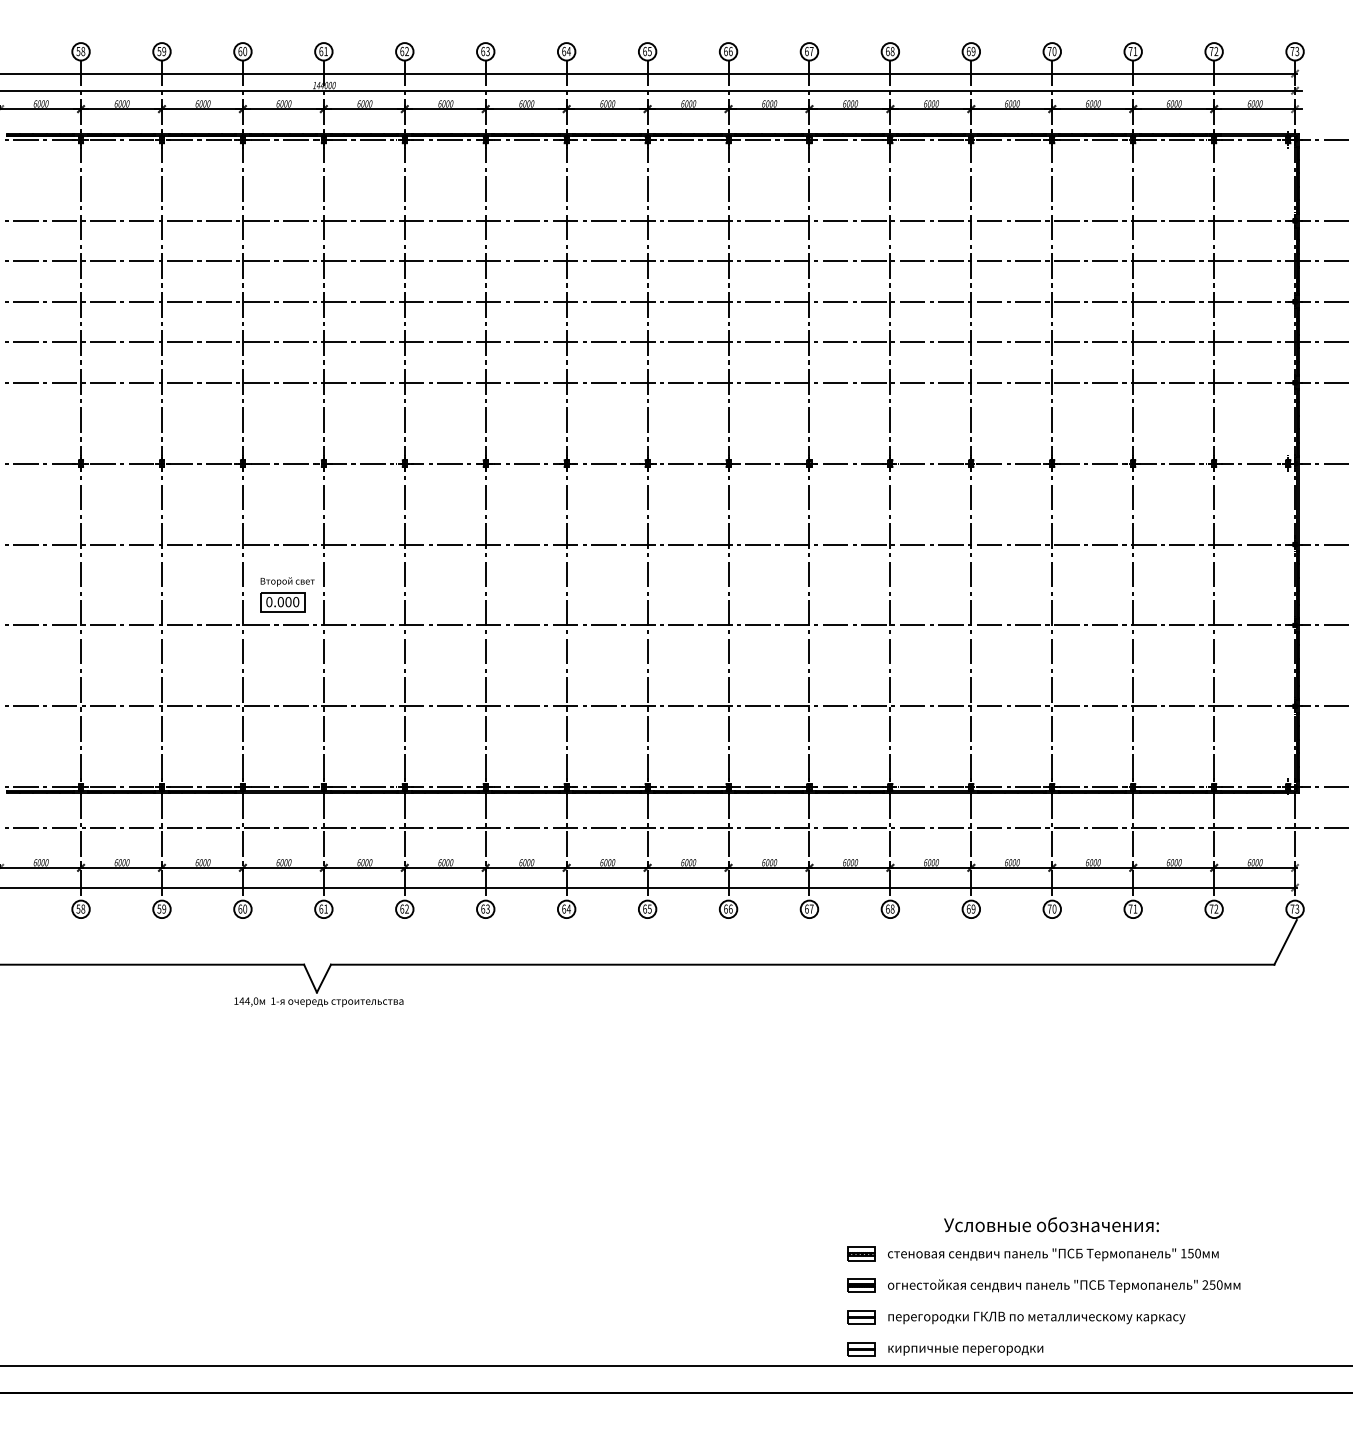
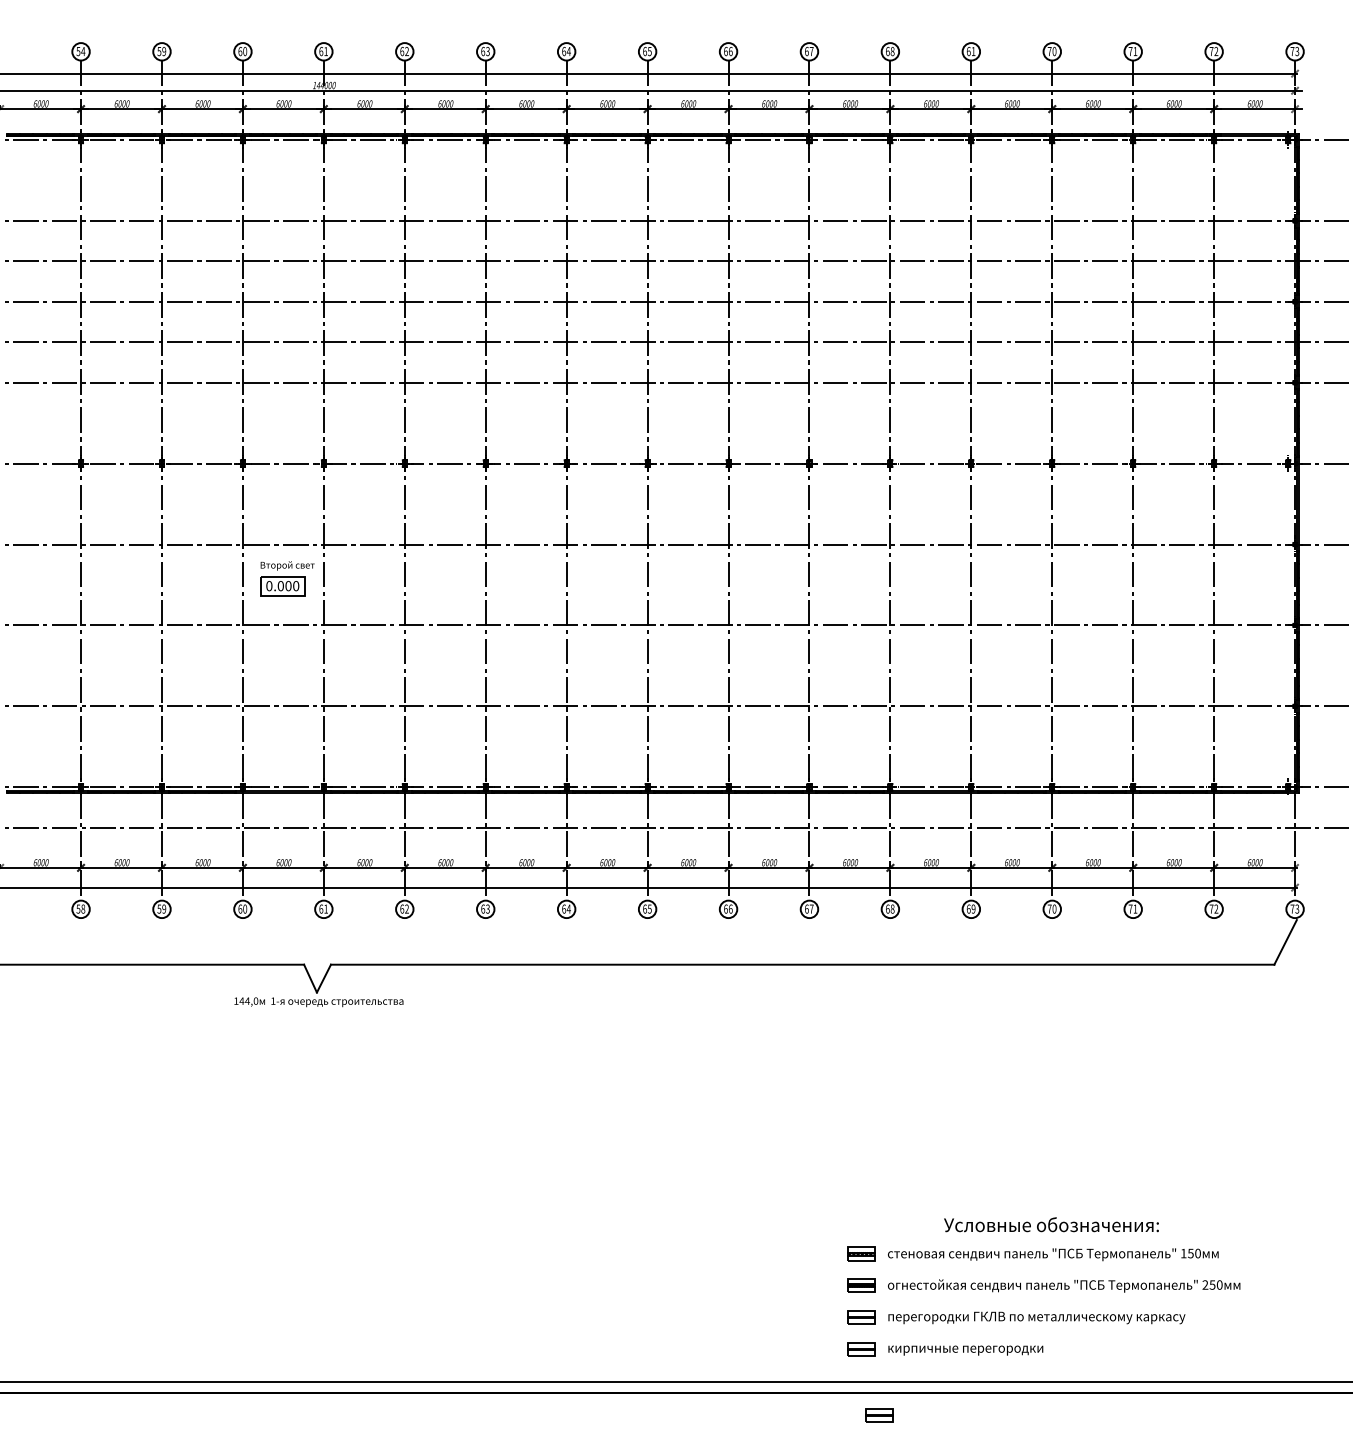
text: 58 -> 54 (83, 51)
text: 69 -> 61 (973, 51)
part position: (287, 594) -> (287, 578) (287, 578)
line position: (675, 1365) -> (675, 1381) (675, 1381)
part: none -> present (879, 1415)
